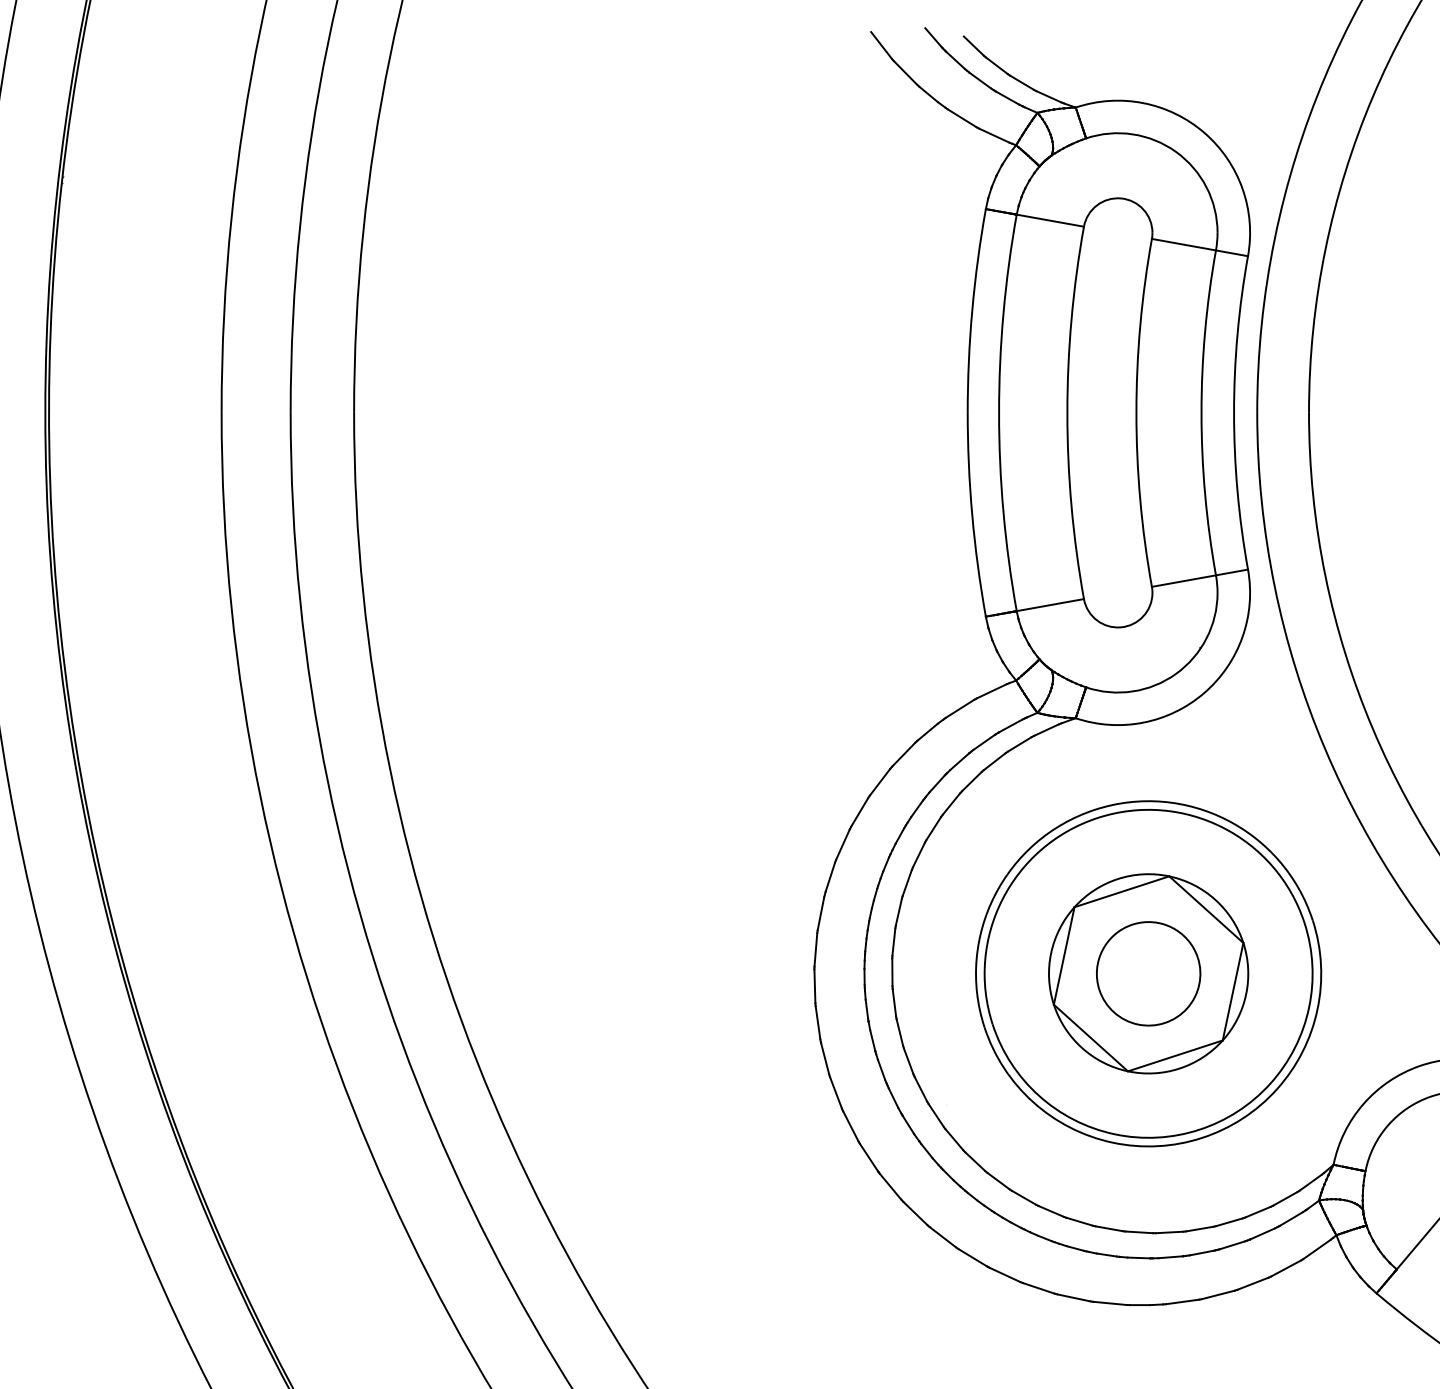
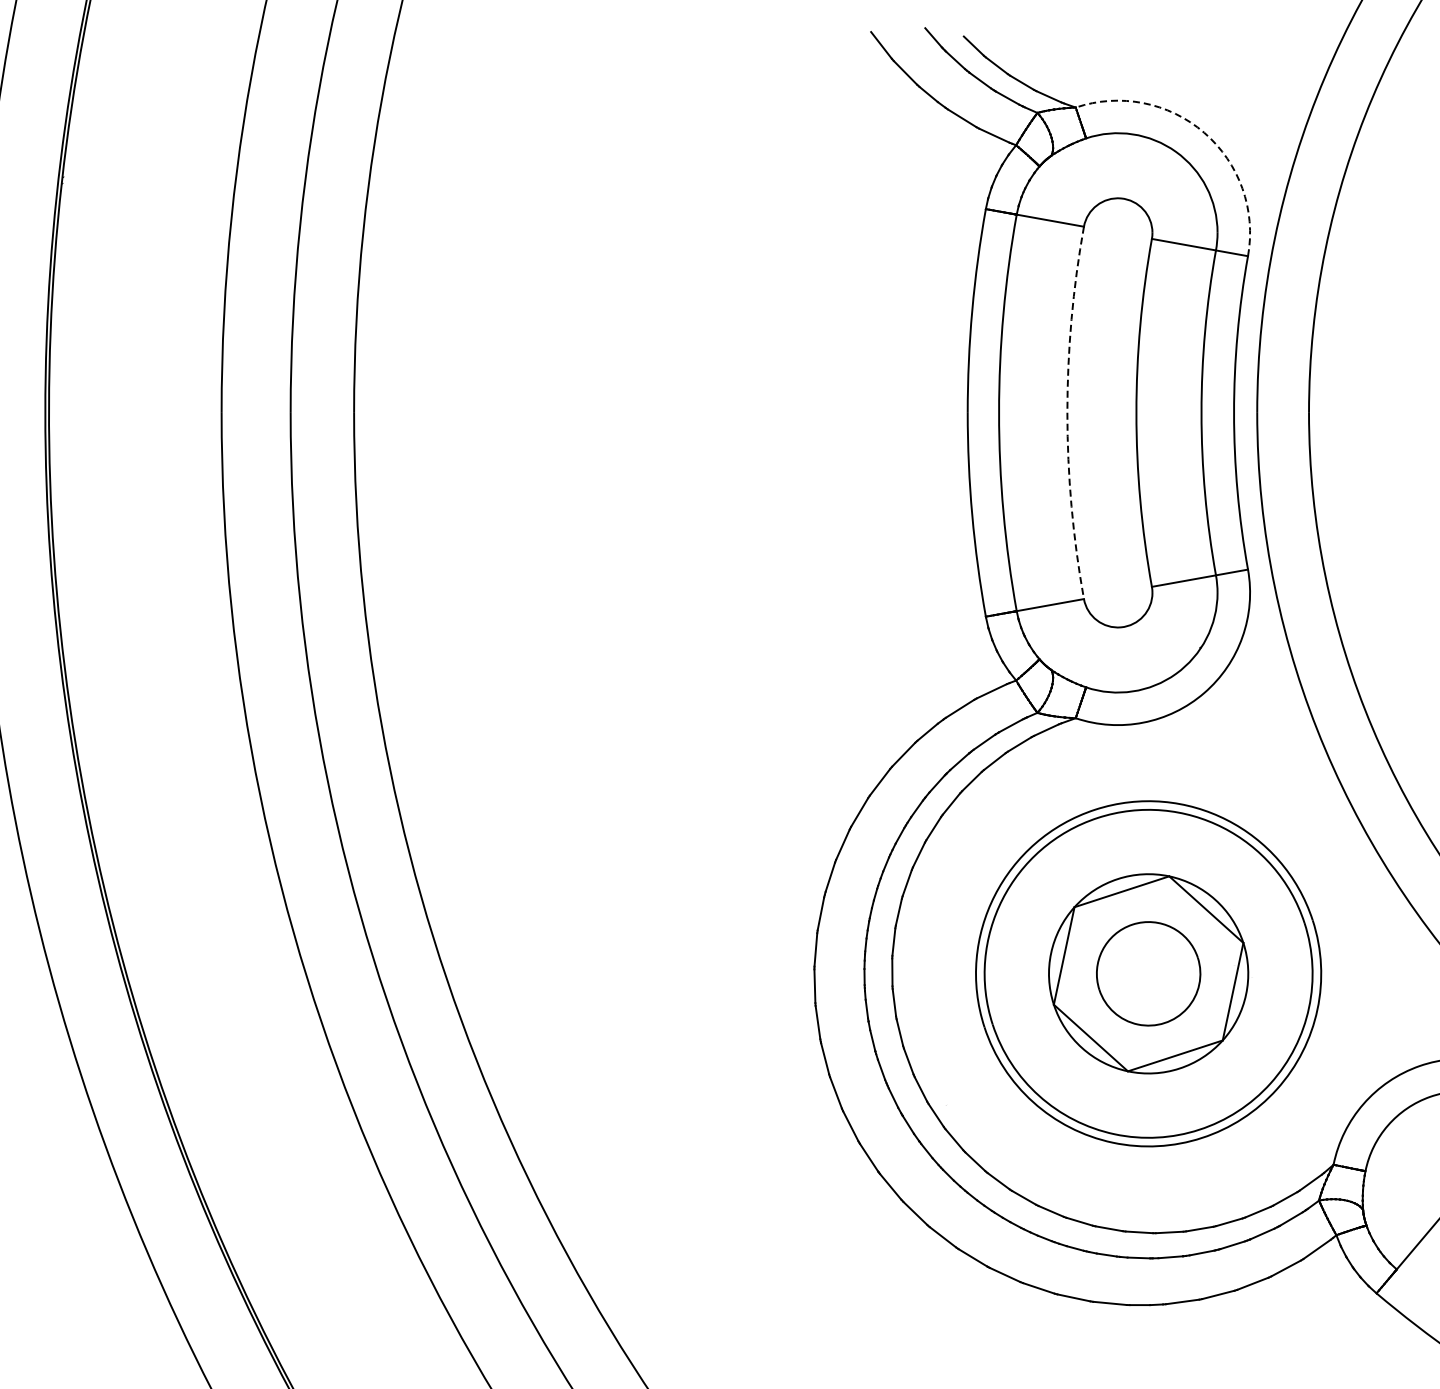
arc: solid -> dashed (1204, 132)
arc: solid -> dashed (1067, 412)
